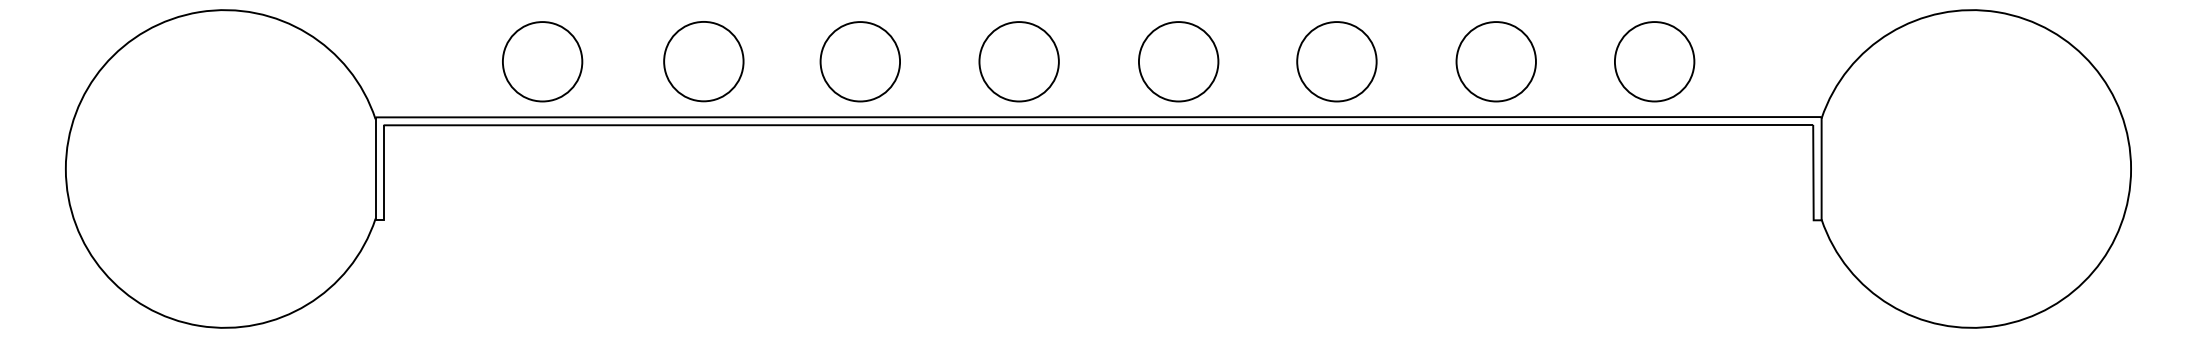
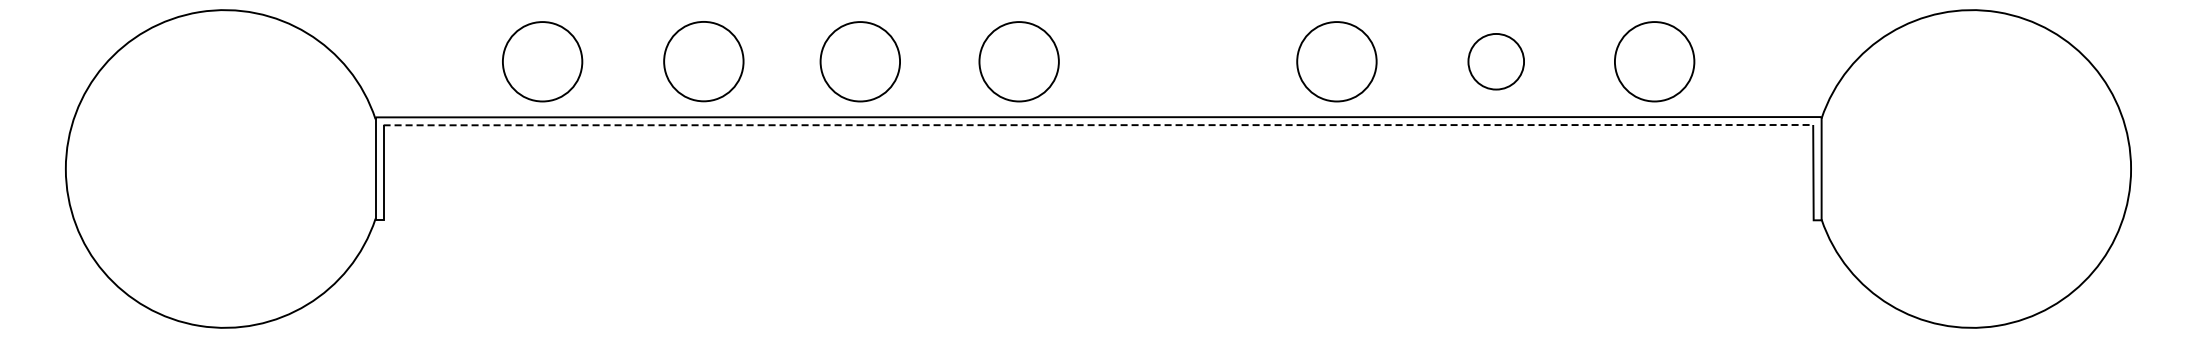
circle: present -> none (1178, 61)
circle diameter: 79 px -> 56 px (1496, 61)
line: solid -> dashed (1098, 125)
